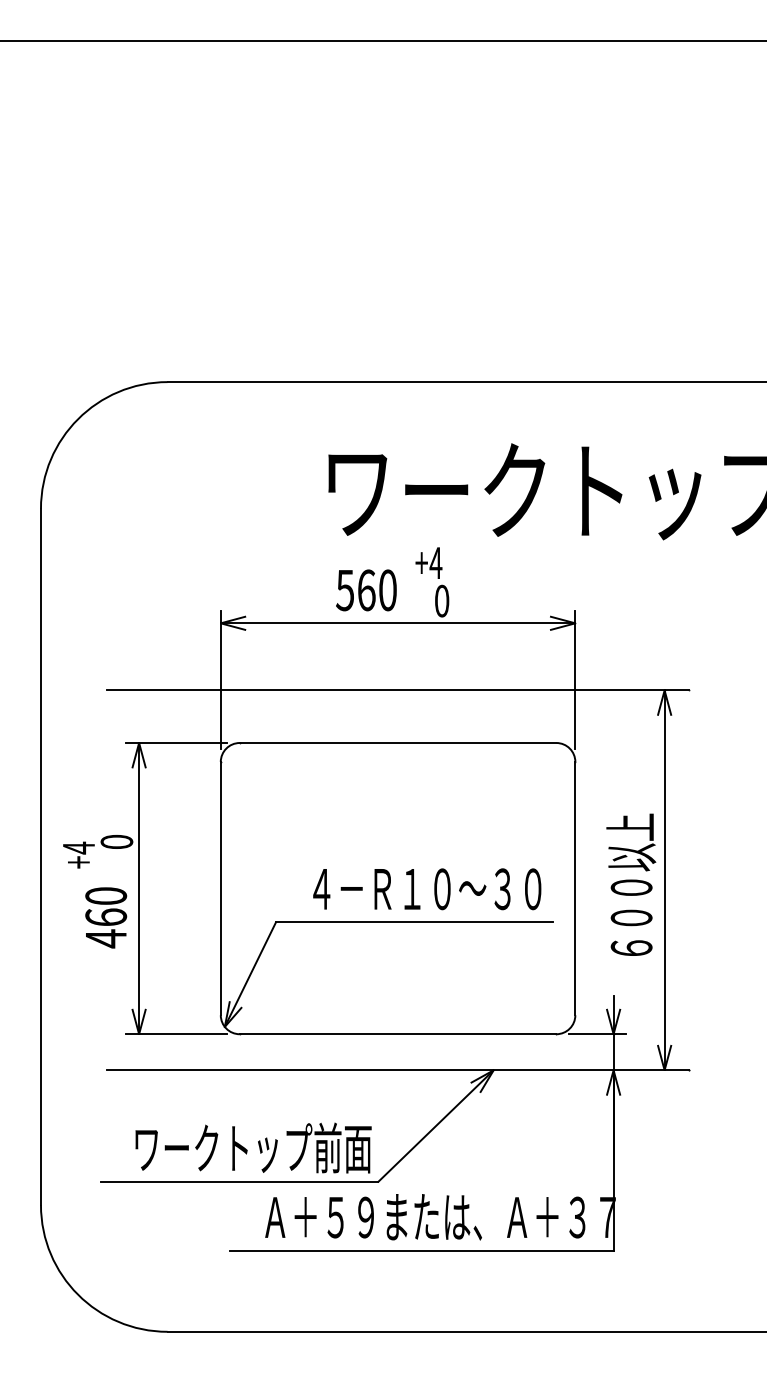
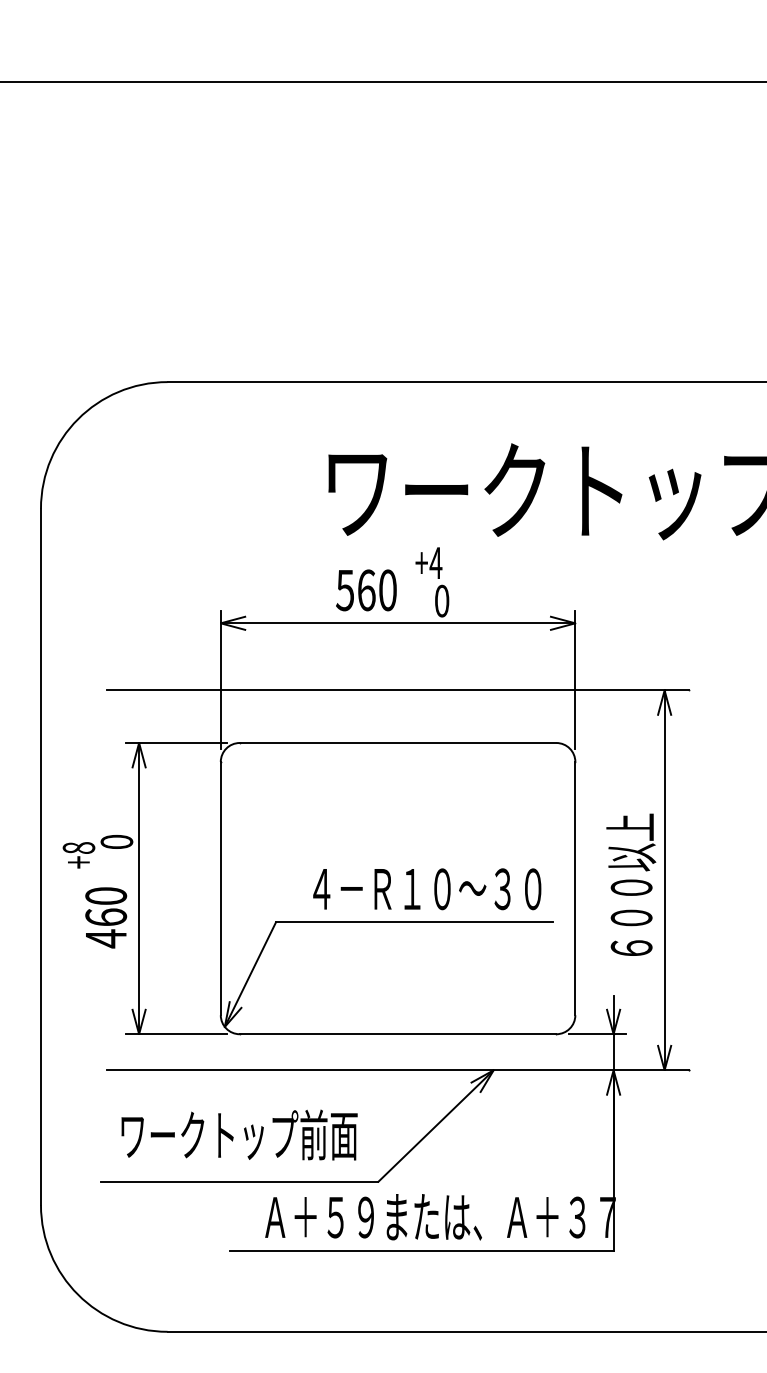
line position: (382, 41) -> (382, 82) (382, 82)
text: +4 -> +8 (78, 847)
text position: (253, 1147) -> (239, 1134) (239, 1134)
